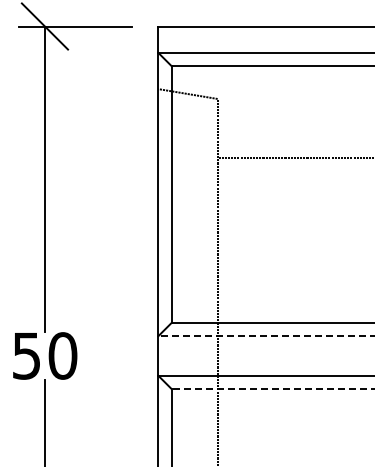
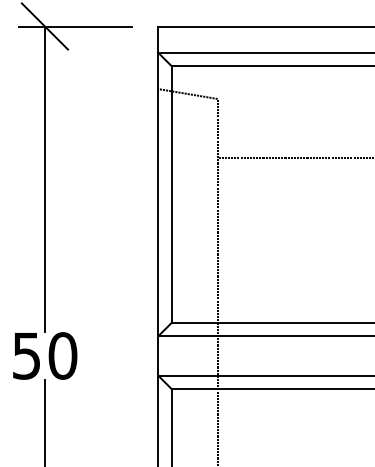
line: dashed -> solid (266, 336)
line: dashed -> solid (272, 388)
